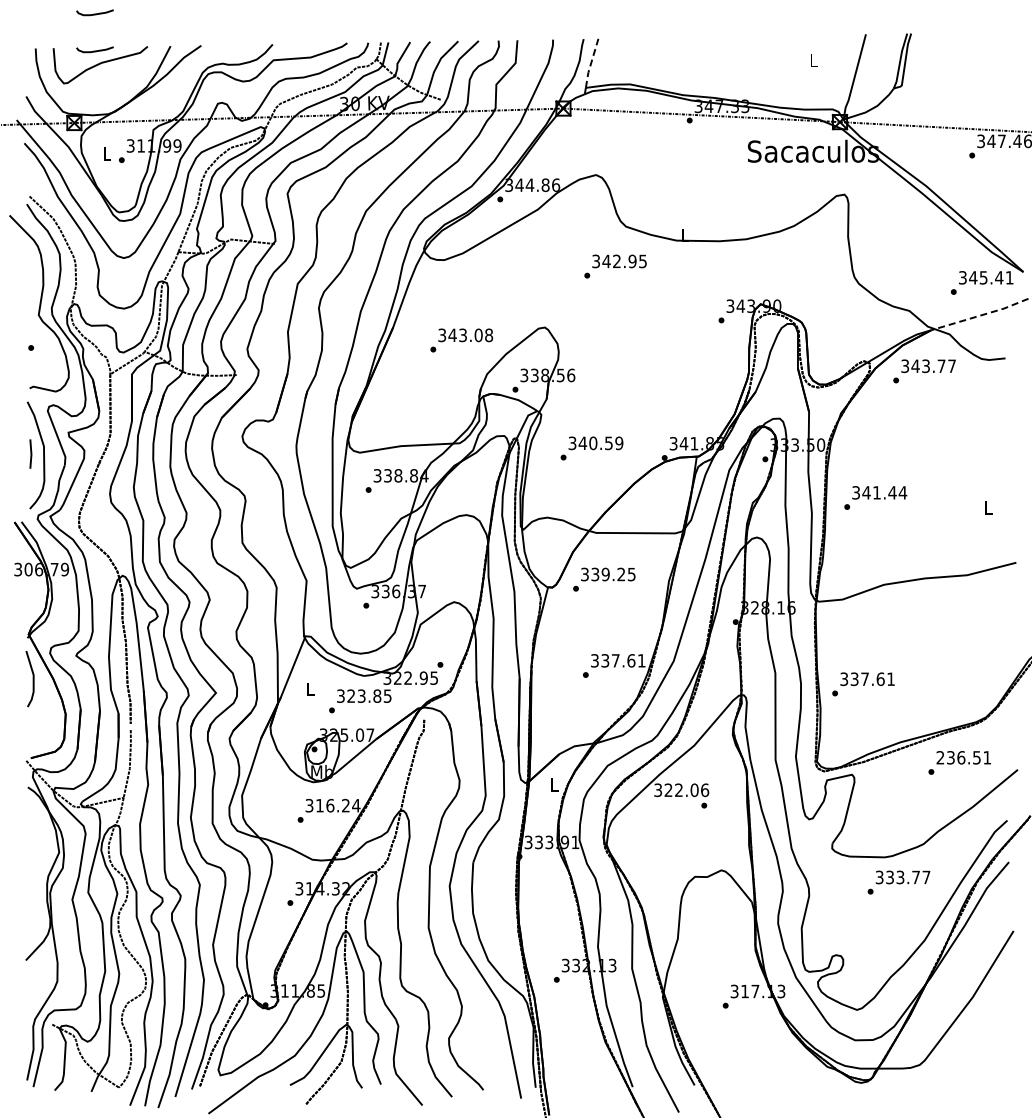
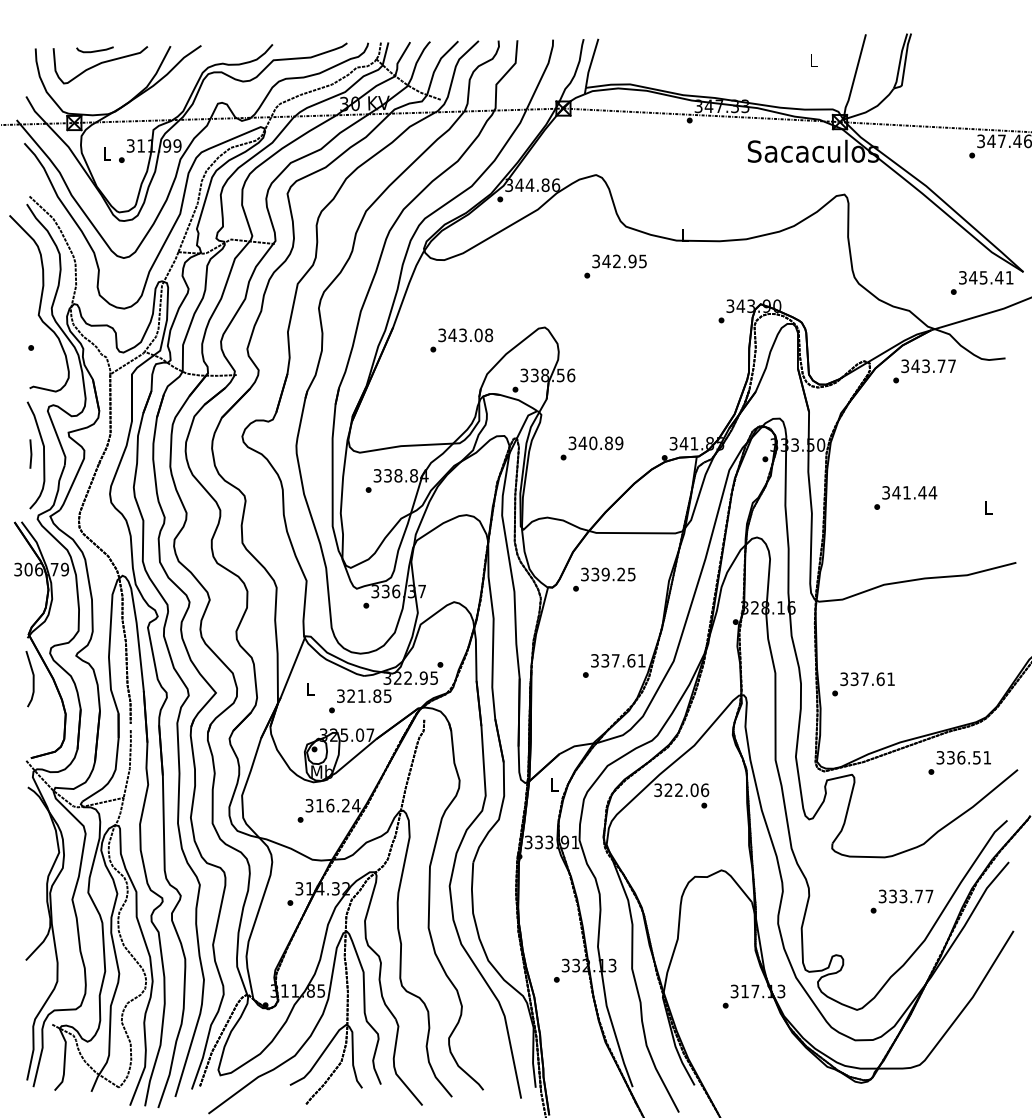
curve: present -> none (94, 13)
line: dashed -> solid (591, 63)
line: dashed -> solid (981, 315)
text: 340.59 -> 340.89 (608, 443)
text position: (875, 497) -> (905, 497) (905, 497)
text: 323.85 -> 321.85 (361, 695)
text: 236.51 -> 336.51 (940, 757)
text position: (898, 882) -> (901, 901) (901, 901)
